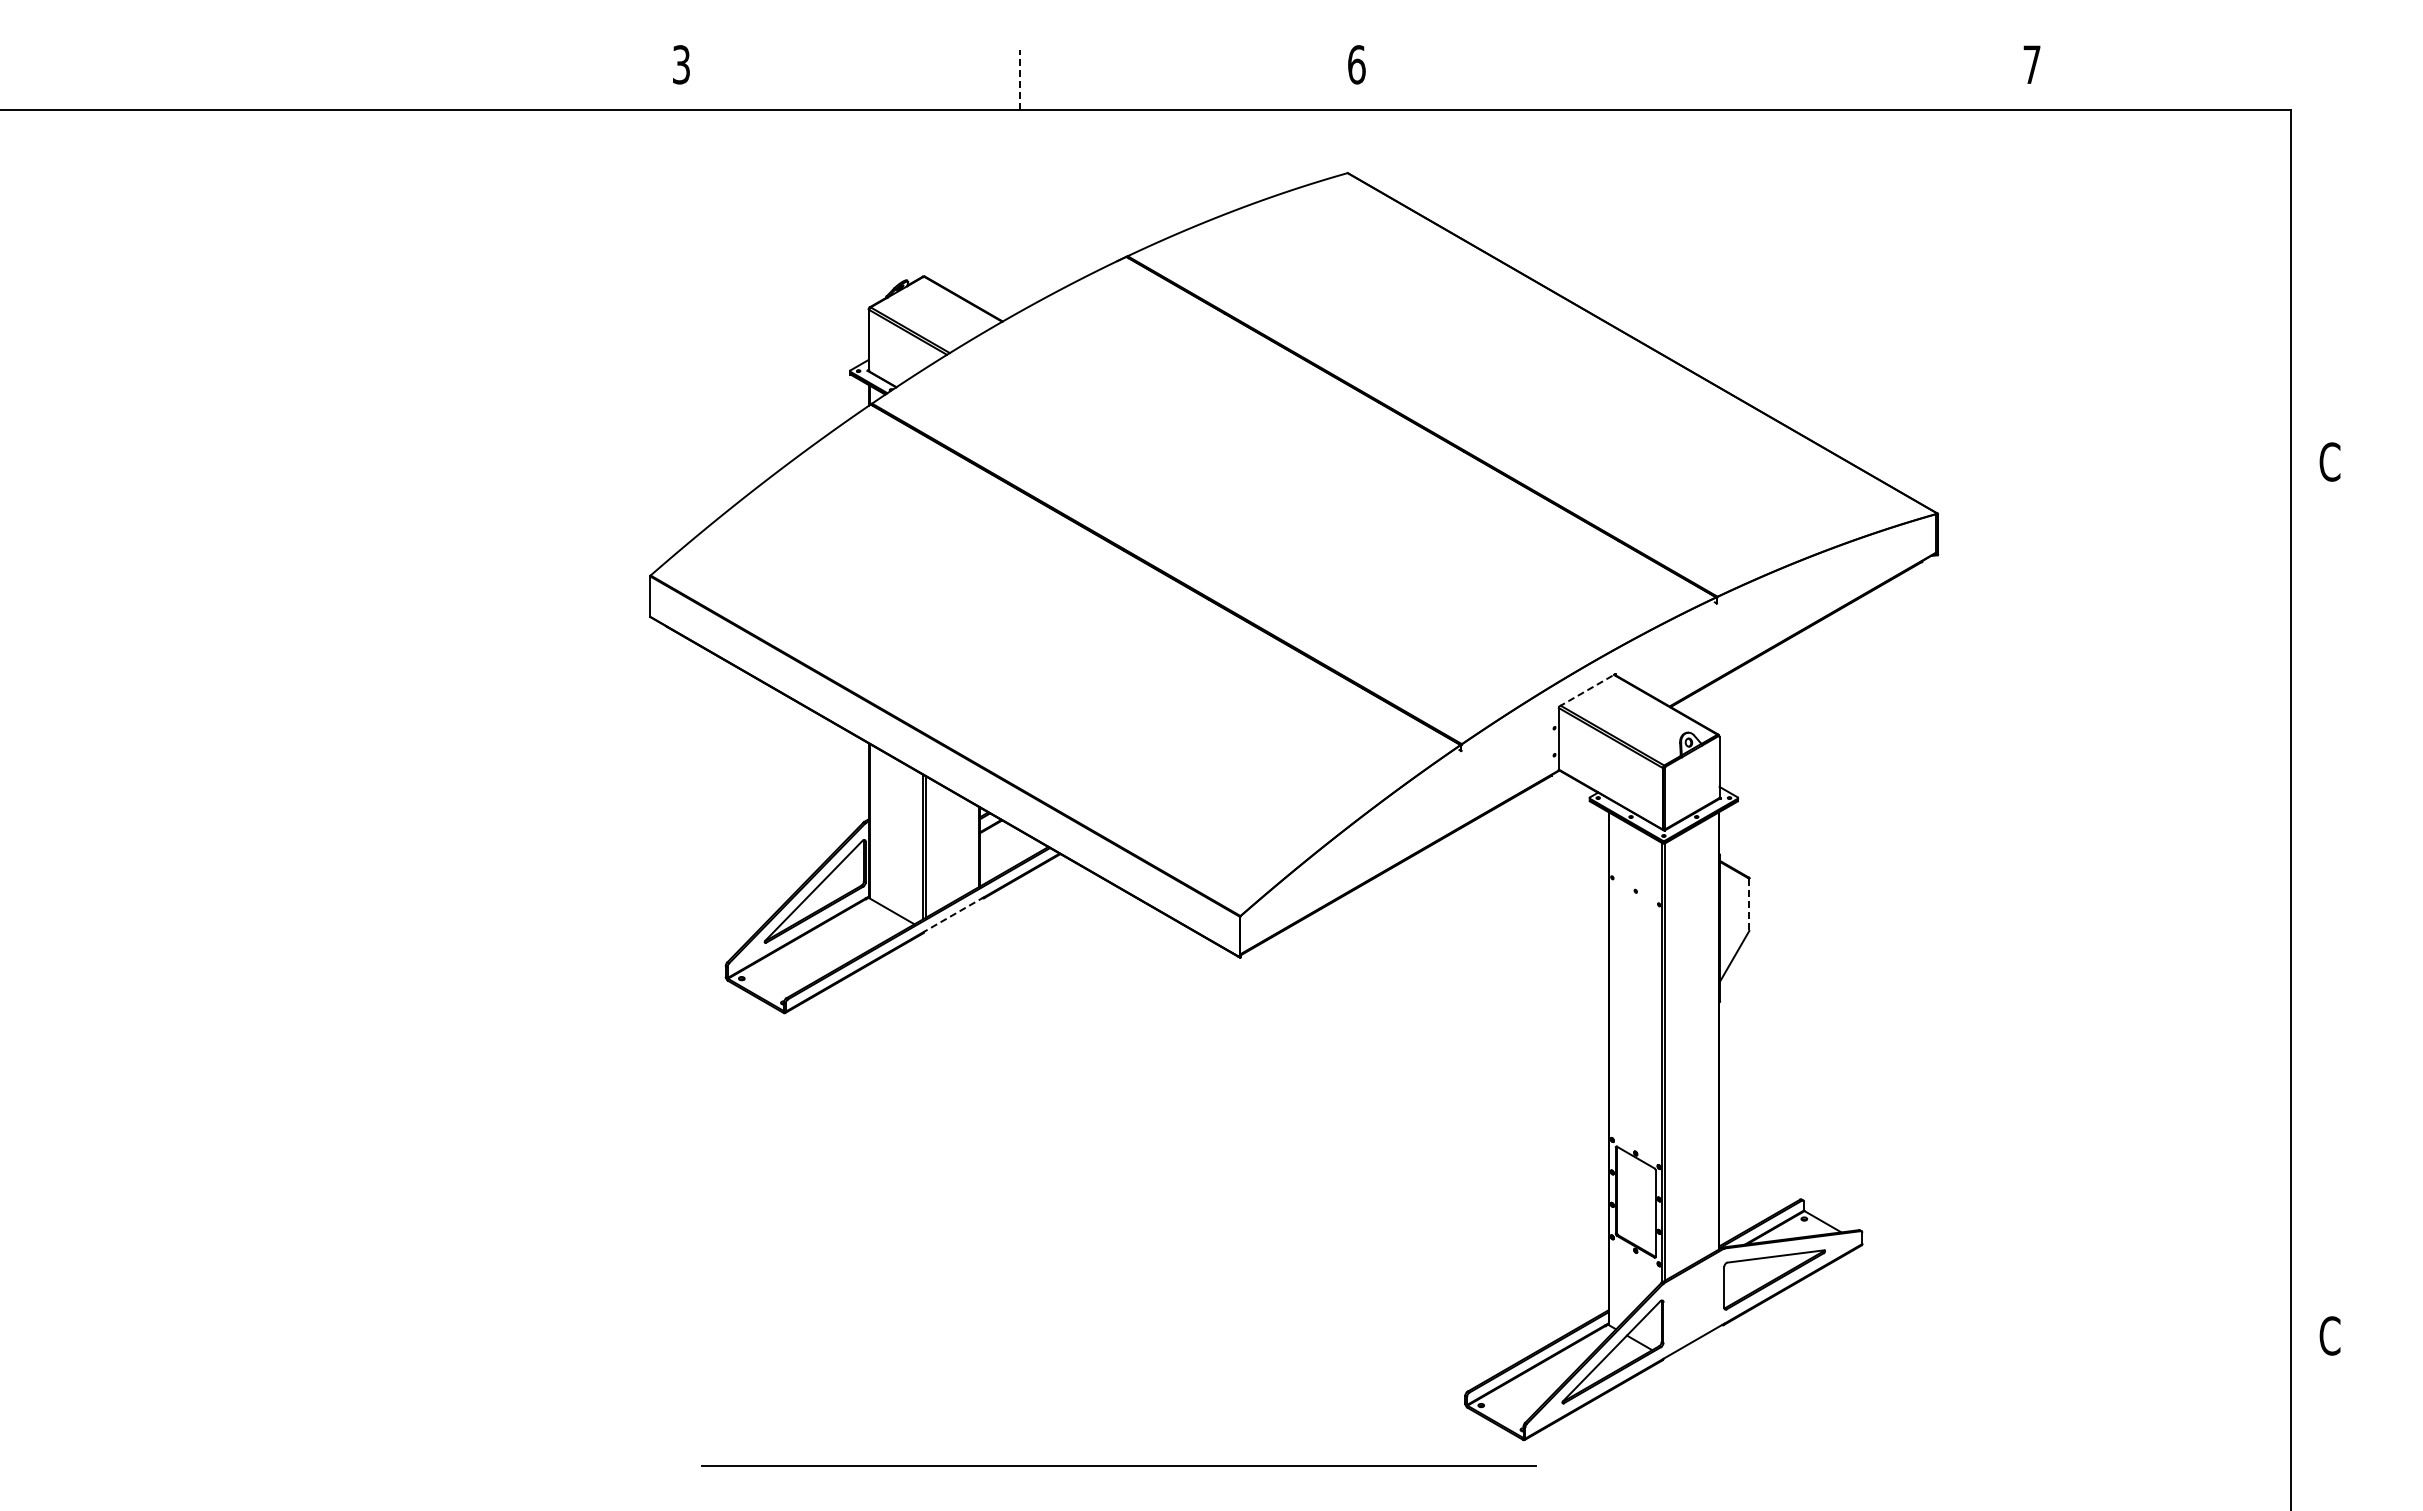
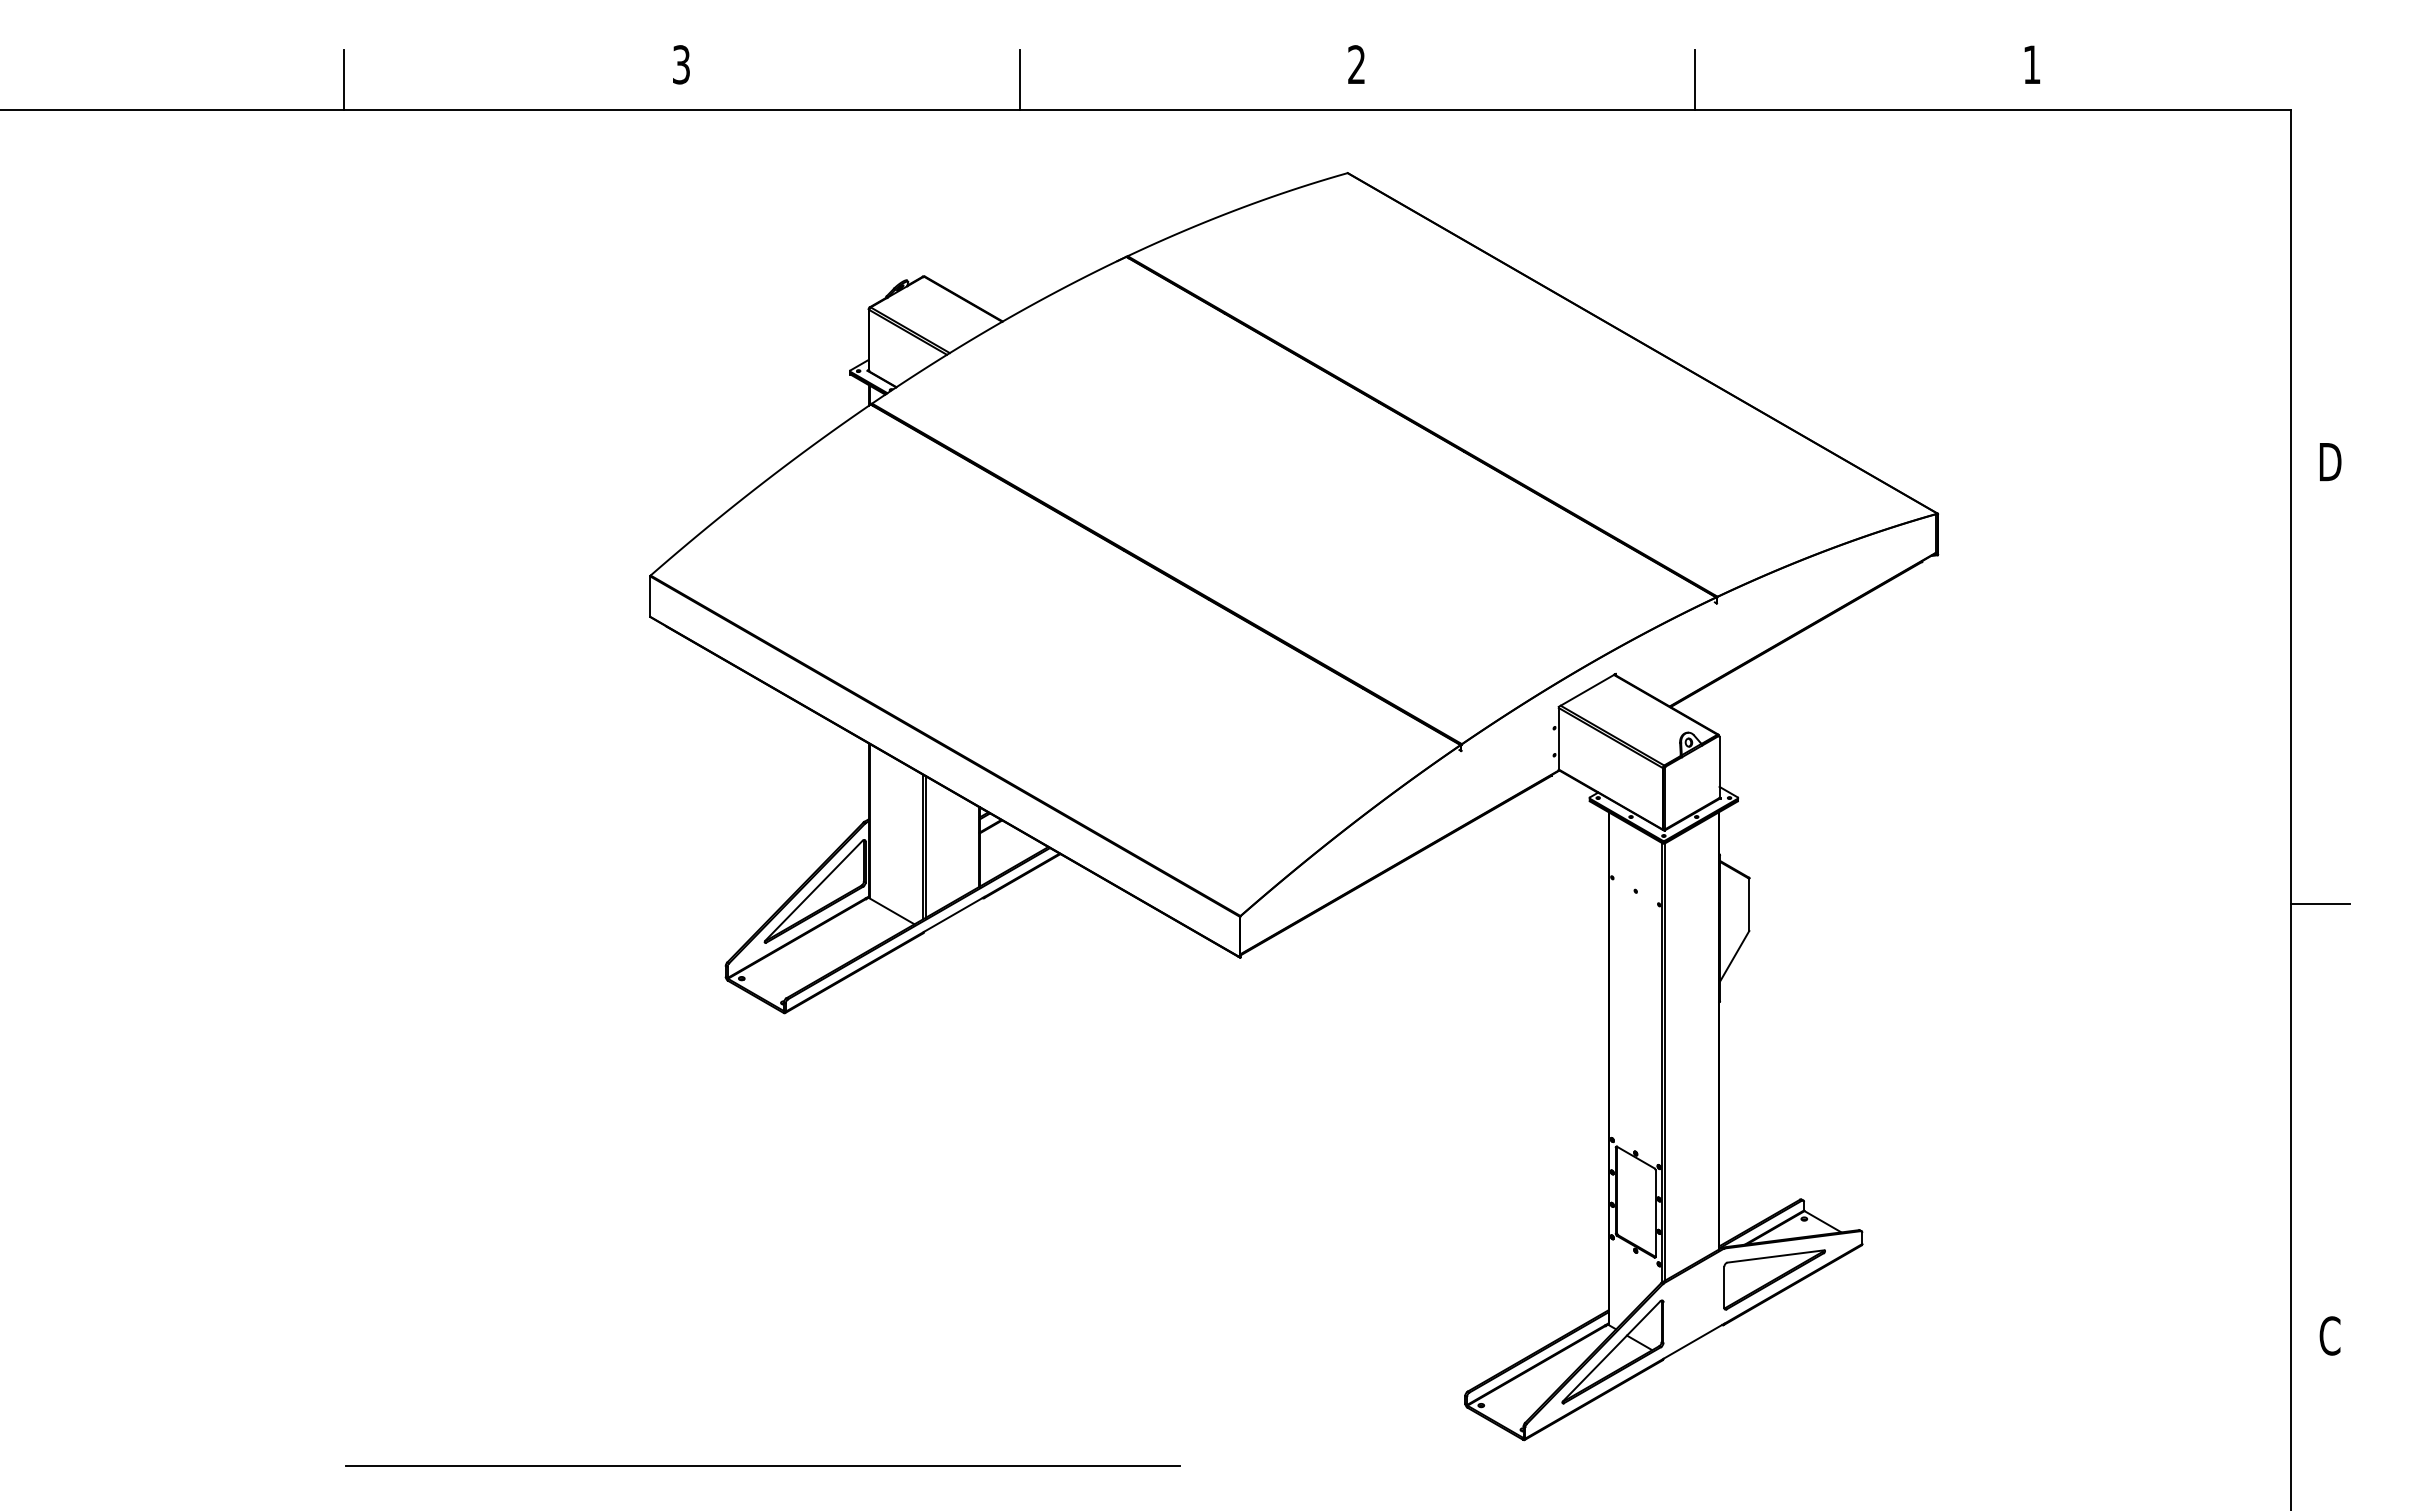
text: 6 -> 2 (1356, 64)
text: 7 -> 1 (2031, 64)
line: none -> present (344, 79)
line: none -> present (1694, 79)
line: dashed -> solid (1019, 80)
text: C -> D (2330, 461)
line: dashed -> solid (1587, 690)
line: dashed -> solid (1749, 904)
line: none -> present (2320, 904)
line: dashed -> solid (953, 914)
line position: (1118, 1465) -> (762, 1465) (762, 1465)
